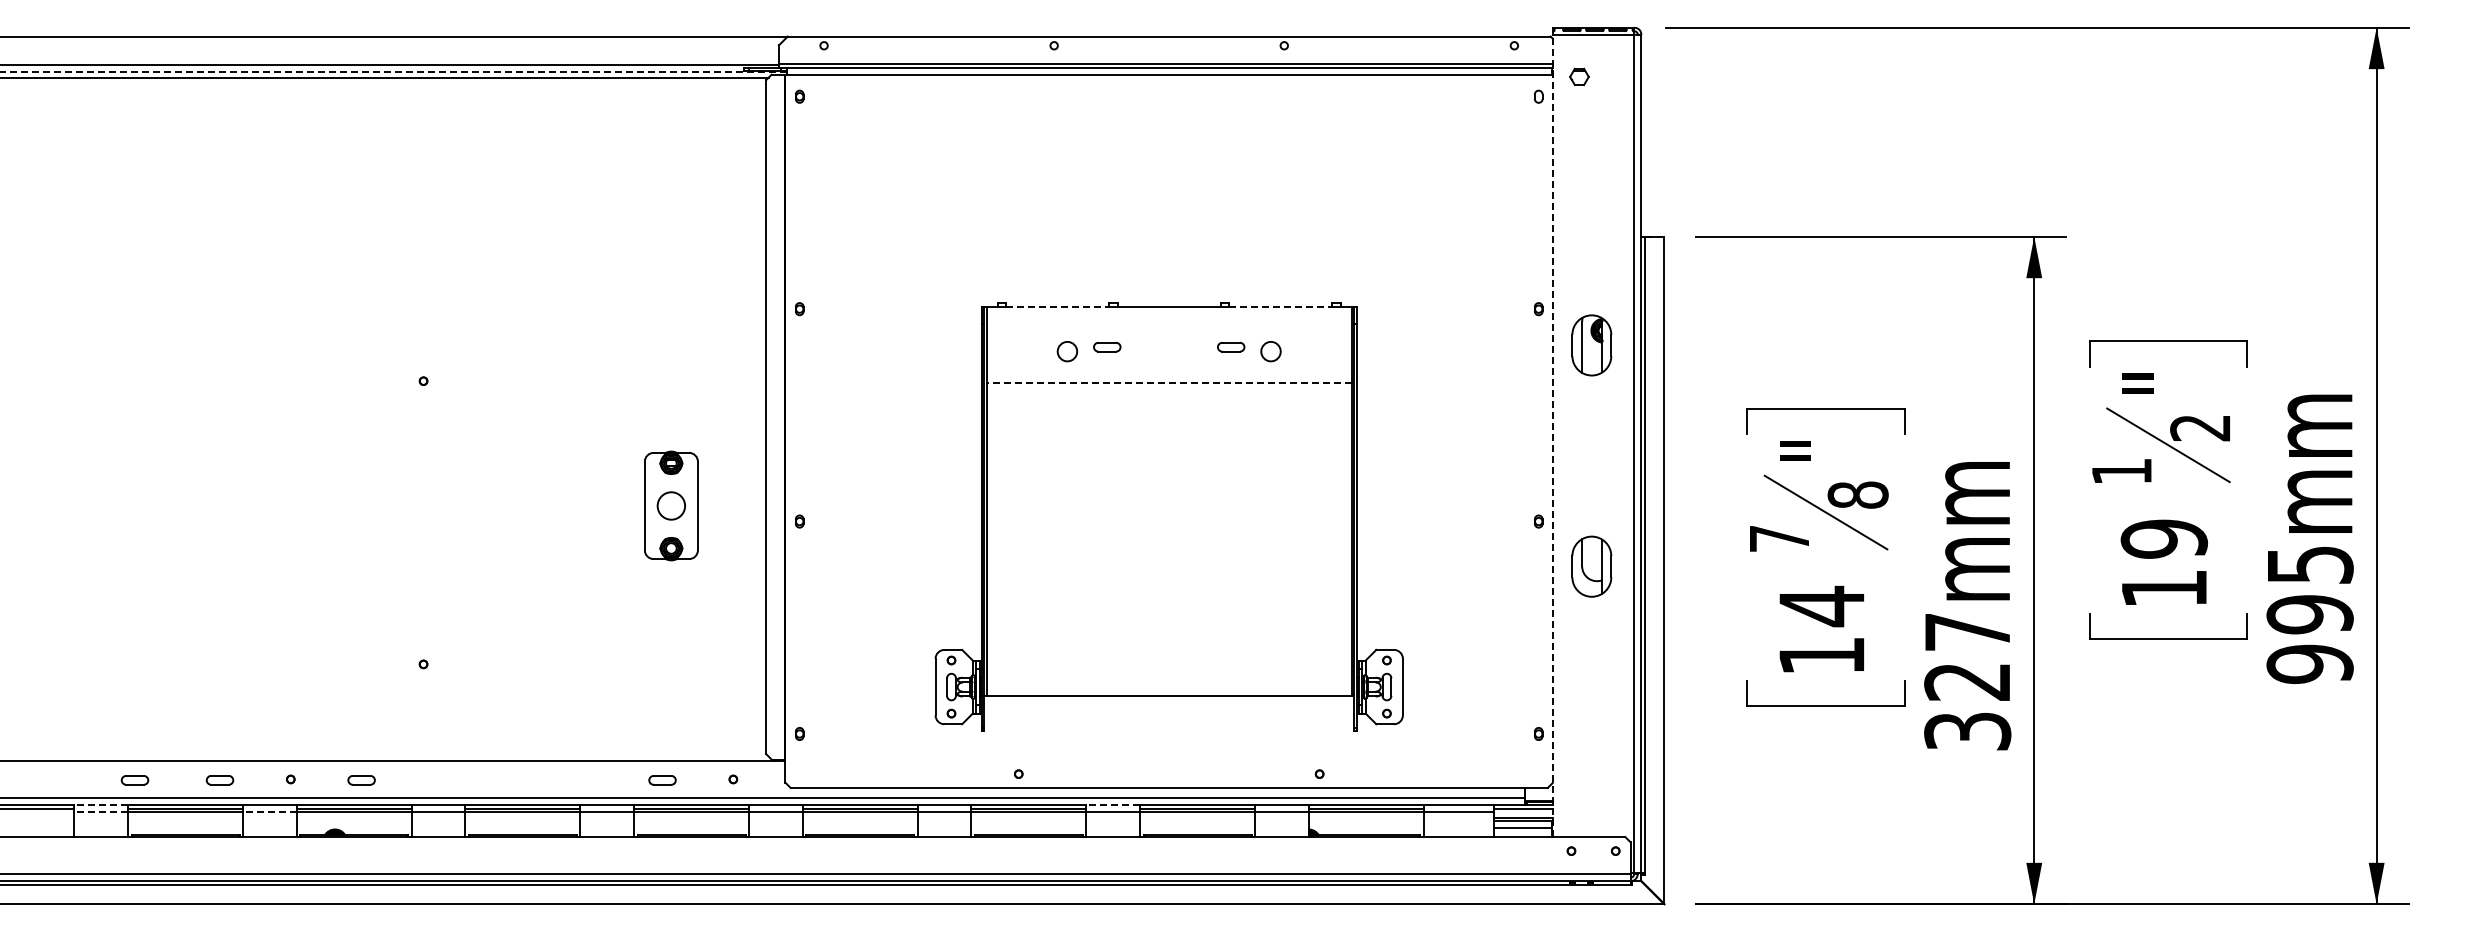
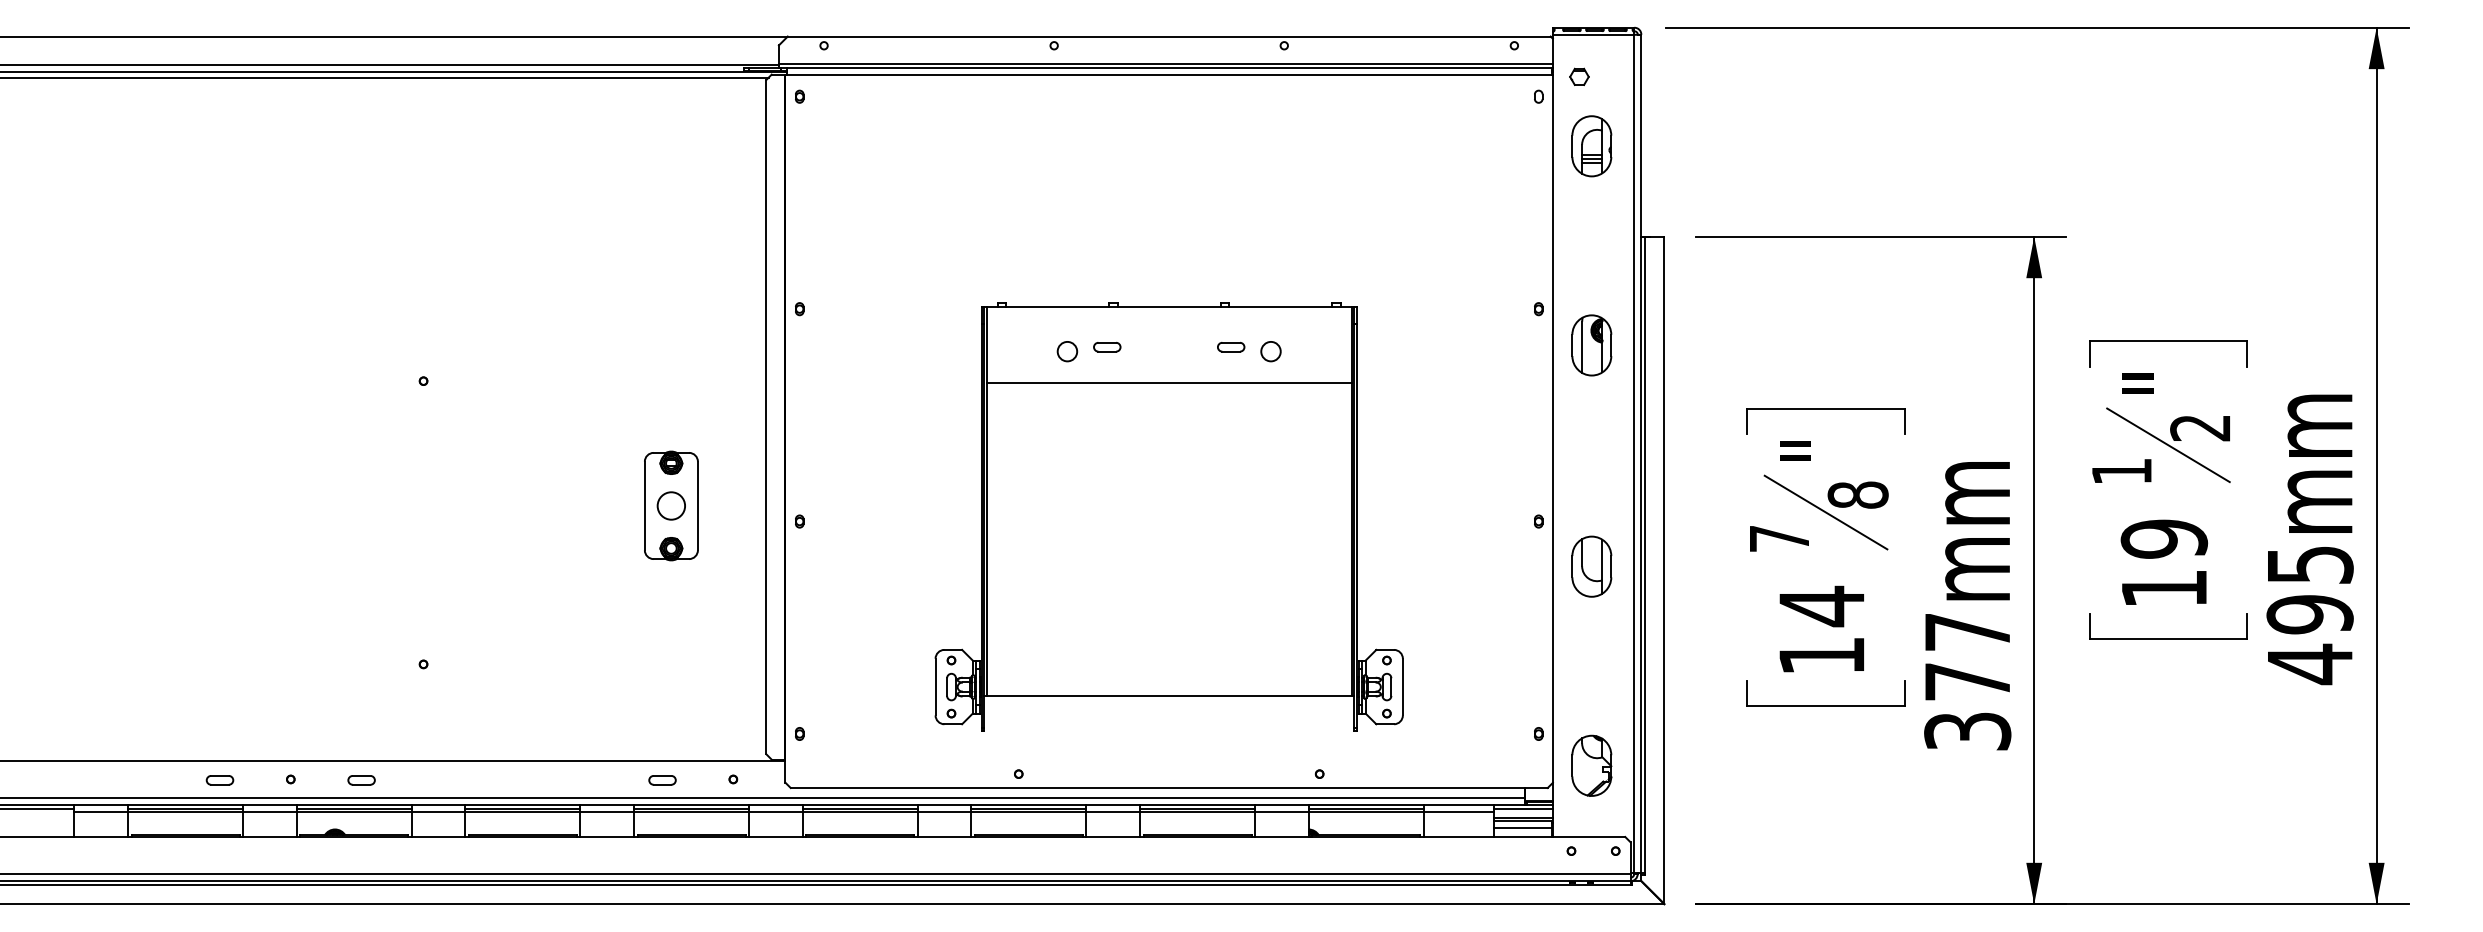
line: dashed -> solid (394, 72)
part: none -> present (1591, 146)
line: dashed -> solid (1058, 306)
line: dashed -> solid (1281, 306)
line: dashed -> solid (1168, 382)
line: dashed -> solid (1552, 435)
text: 995mm -> 495mm (2309, 664)
text: 327mm -> 377mm (1966, 681)
part: none -> present (1591, 765)
part: present -> none (134, 780)
line: dashed -> solid (101, 805)
line: dashed -> solid (1113, 805)
line: dashed -> solid (101, 812)
line: dashed -> solid (269, 812)
